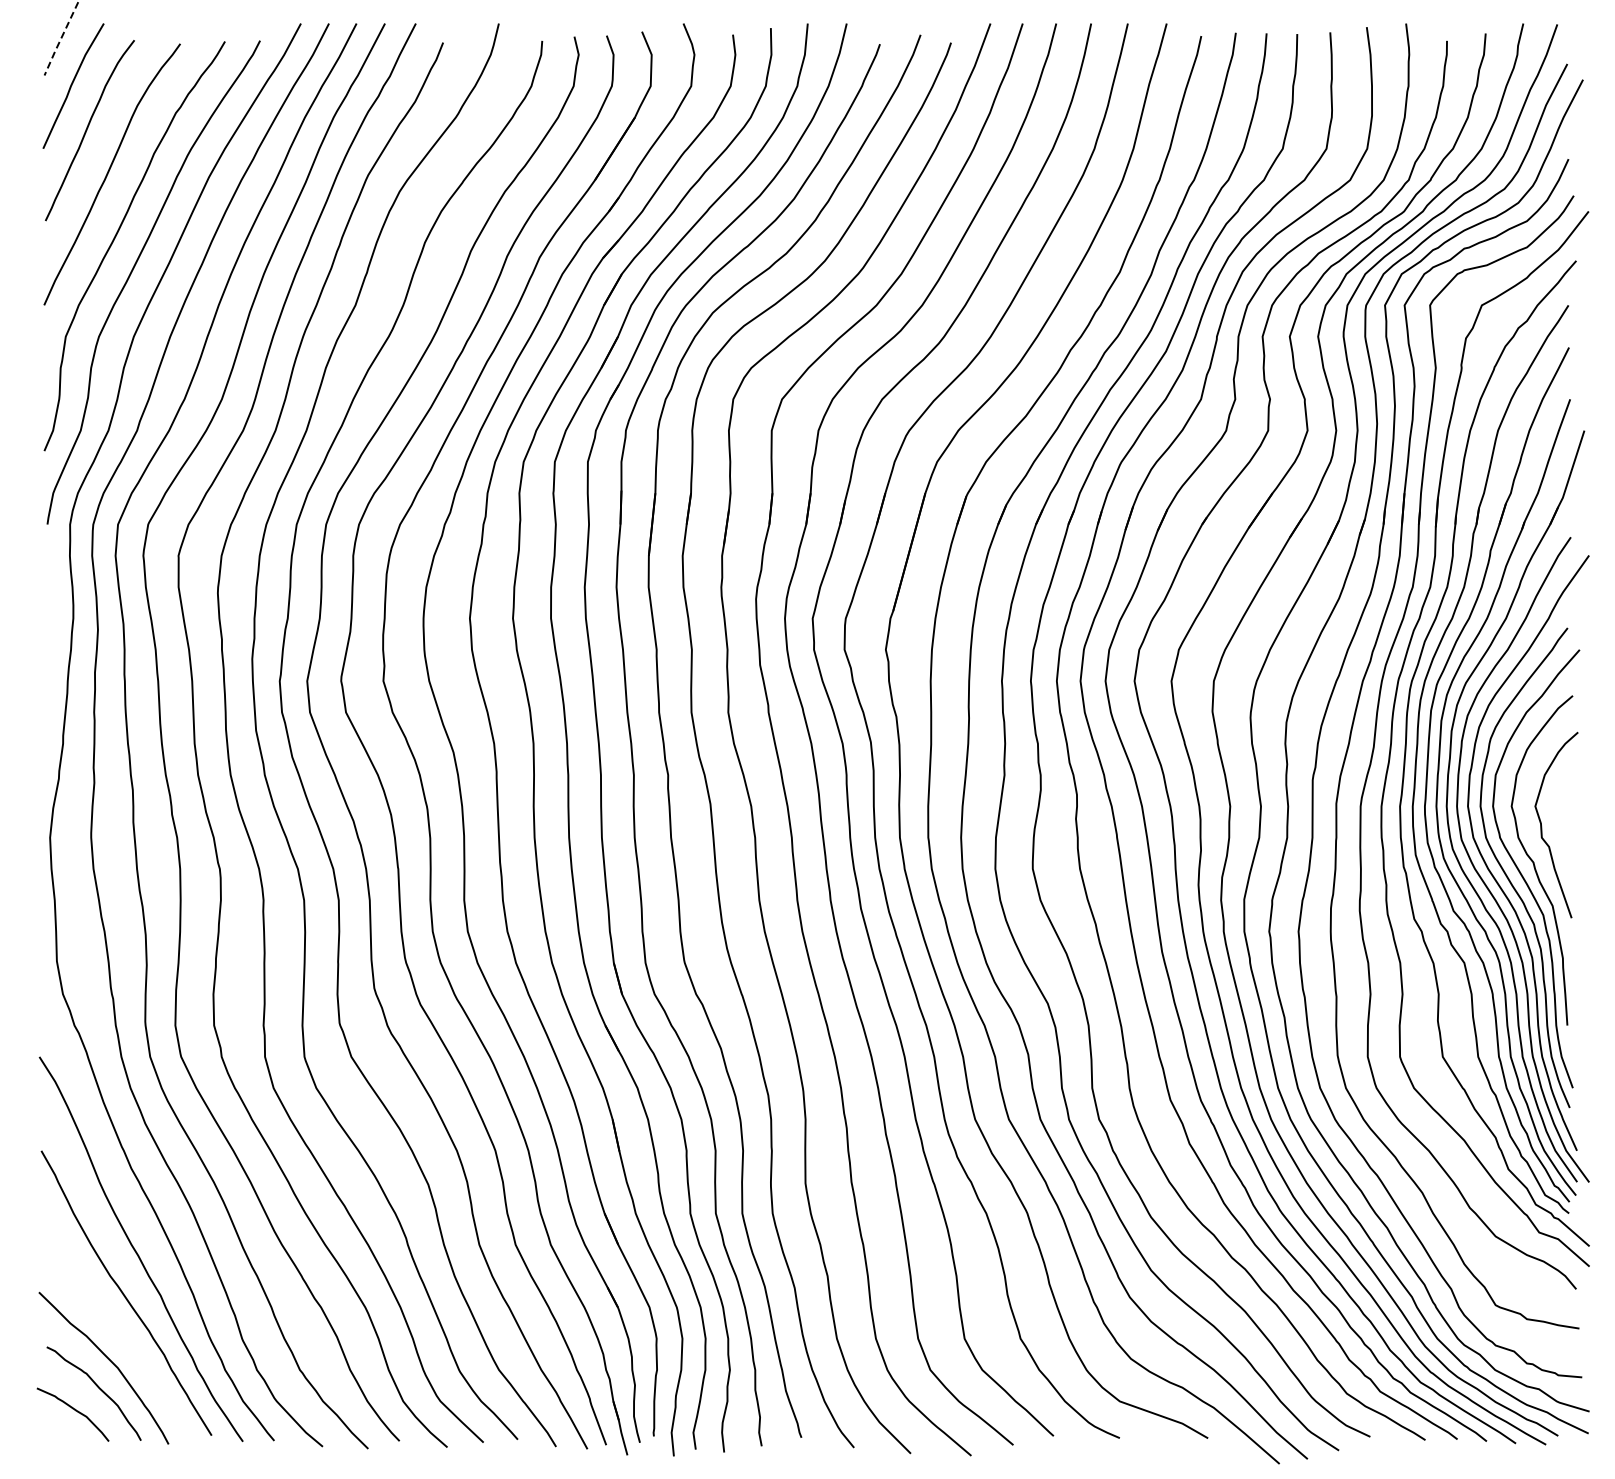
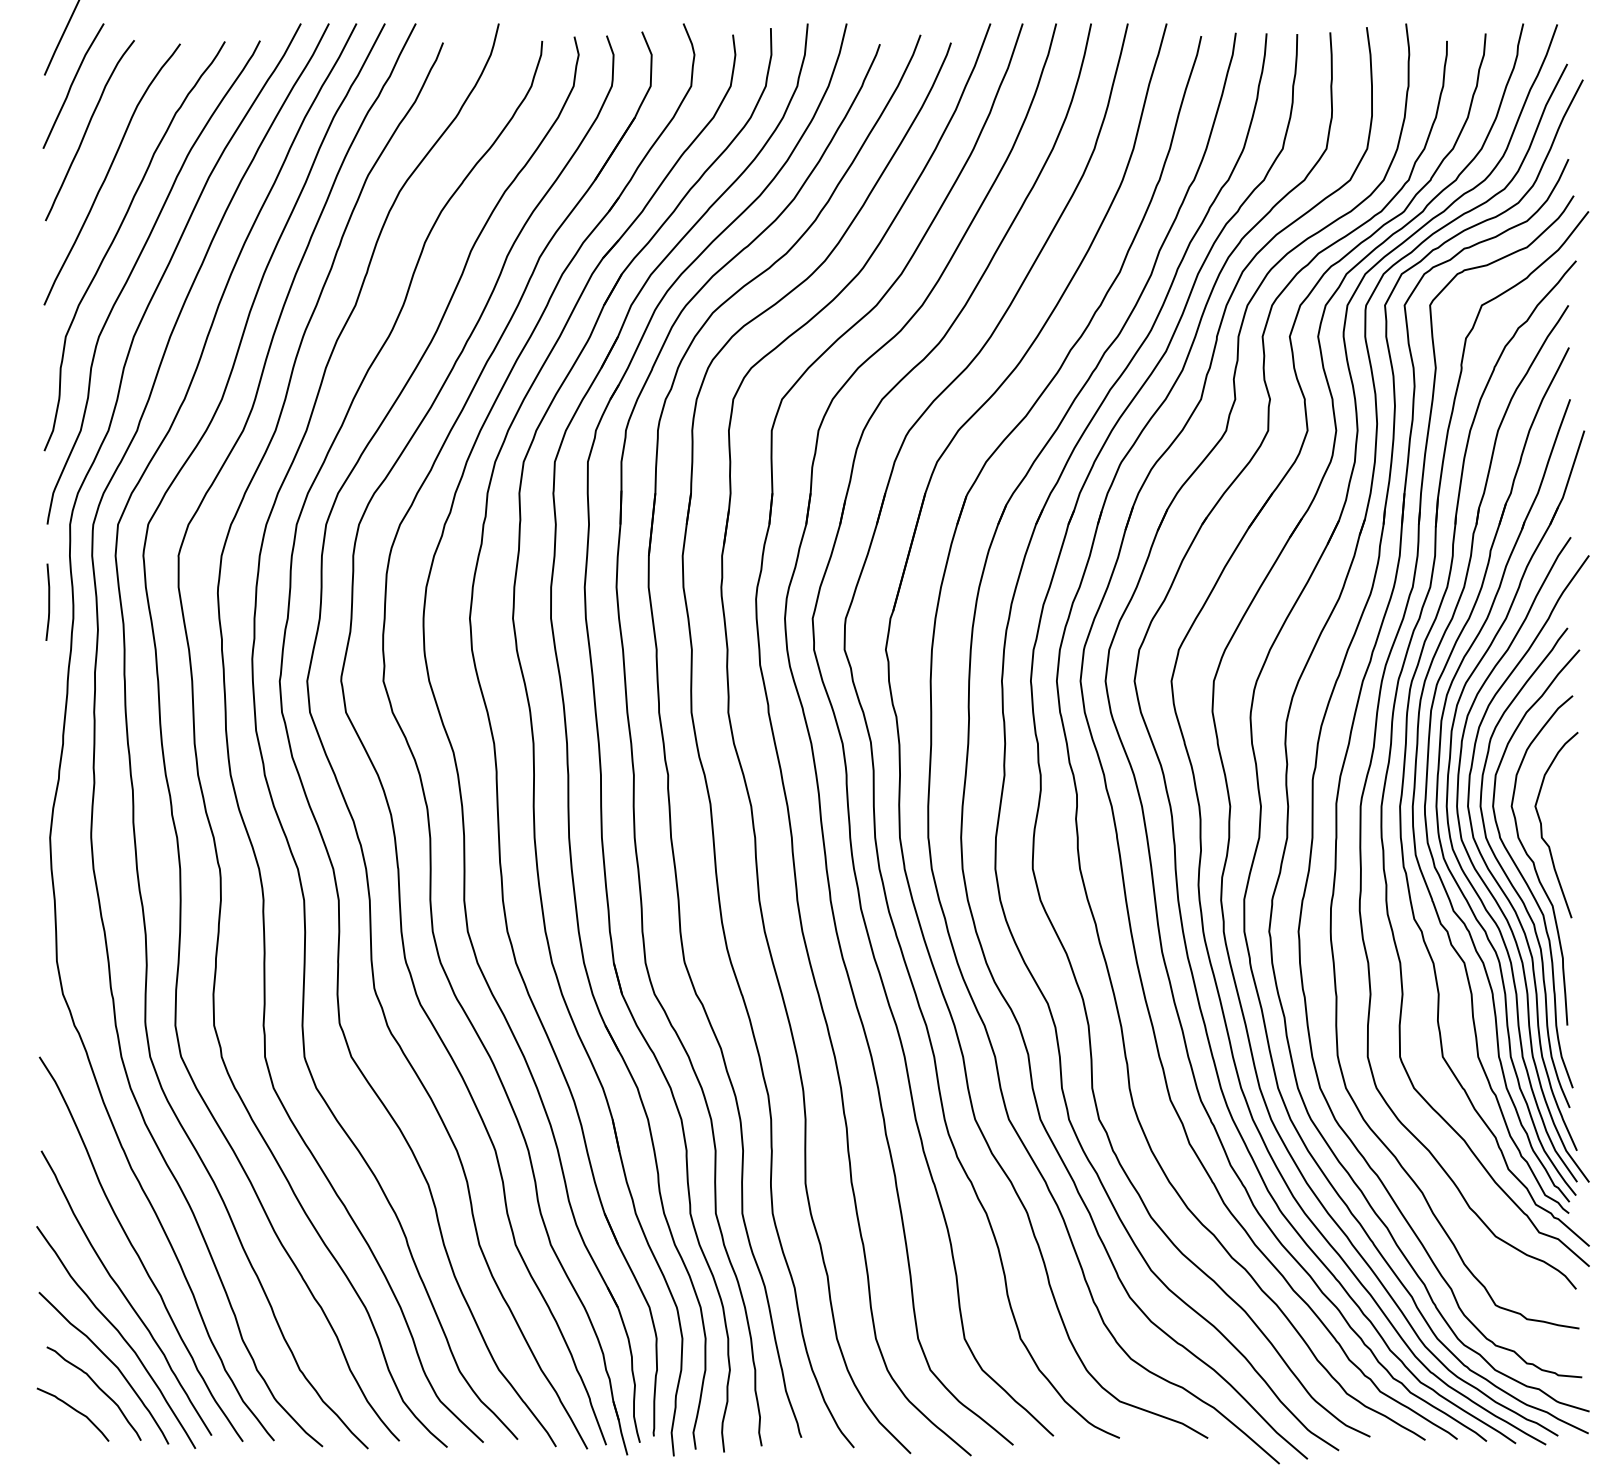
line: dashed -> solid (61, 38)
line: none -> present (48, 601)
curve: none -> present (119, 1334)
